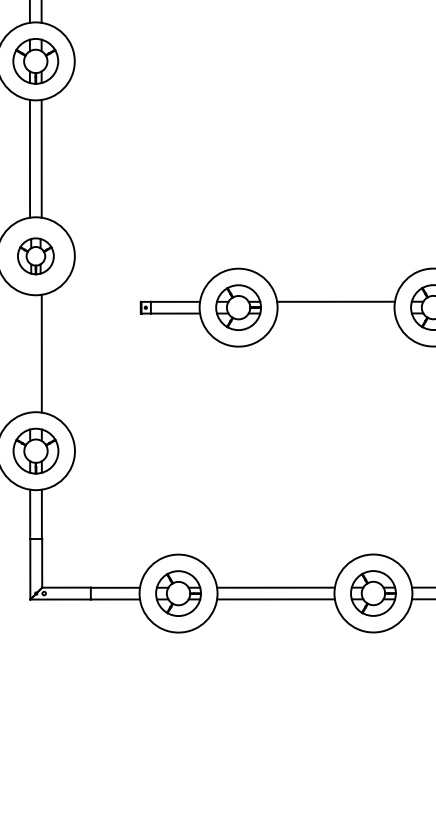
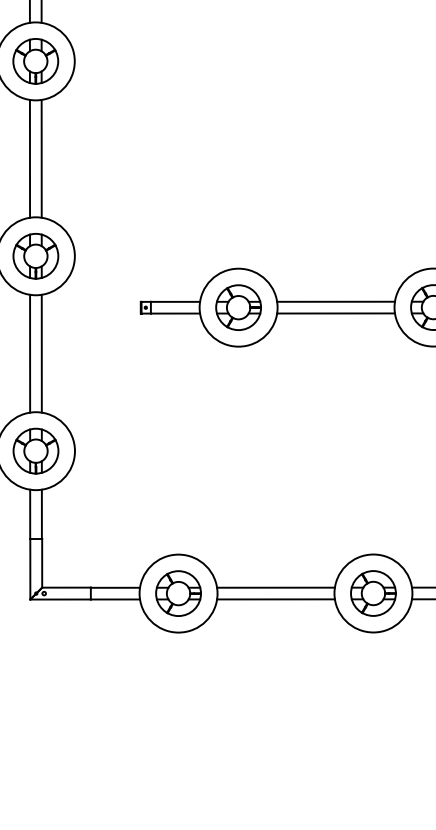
part size: 38x39 px -> 48x47 px (35, 256)
line: none -> present (335, 313)
line: none -> present (30, 353)
